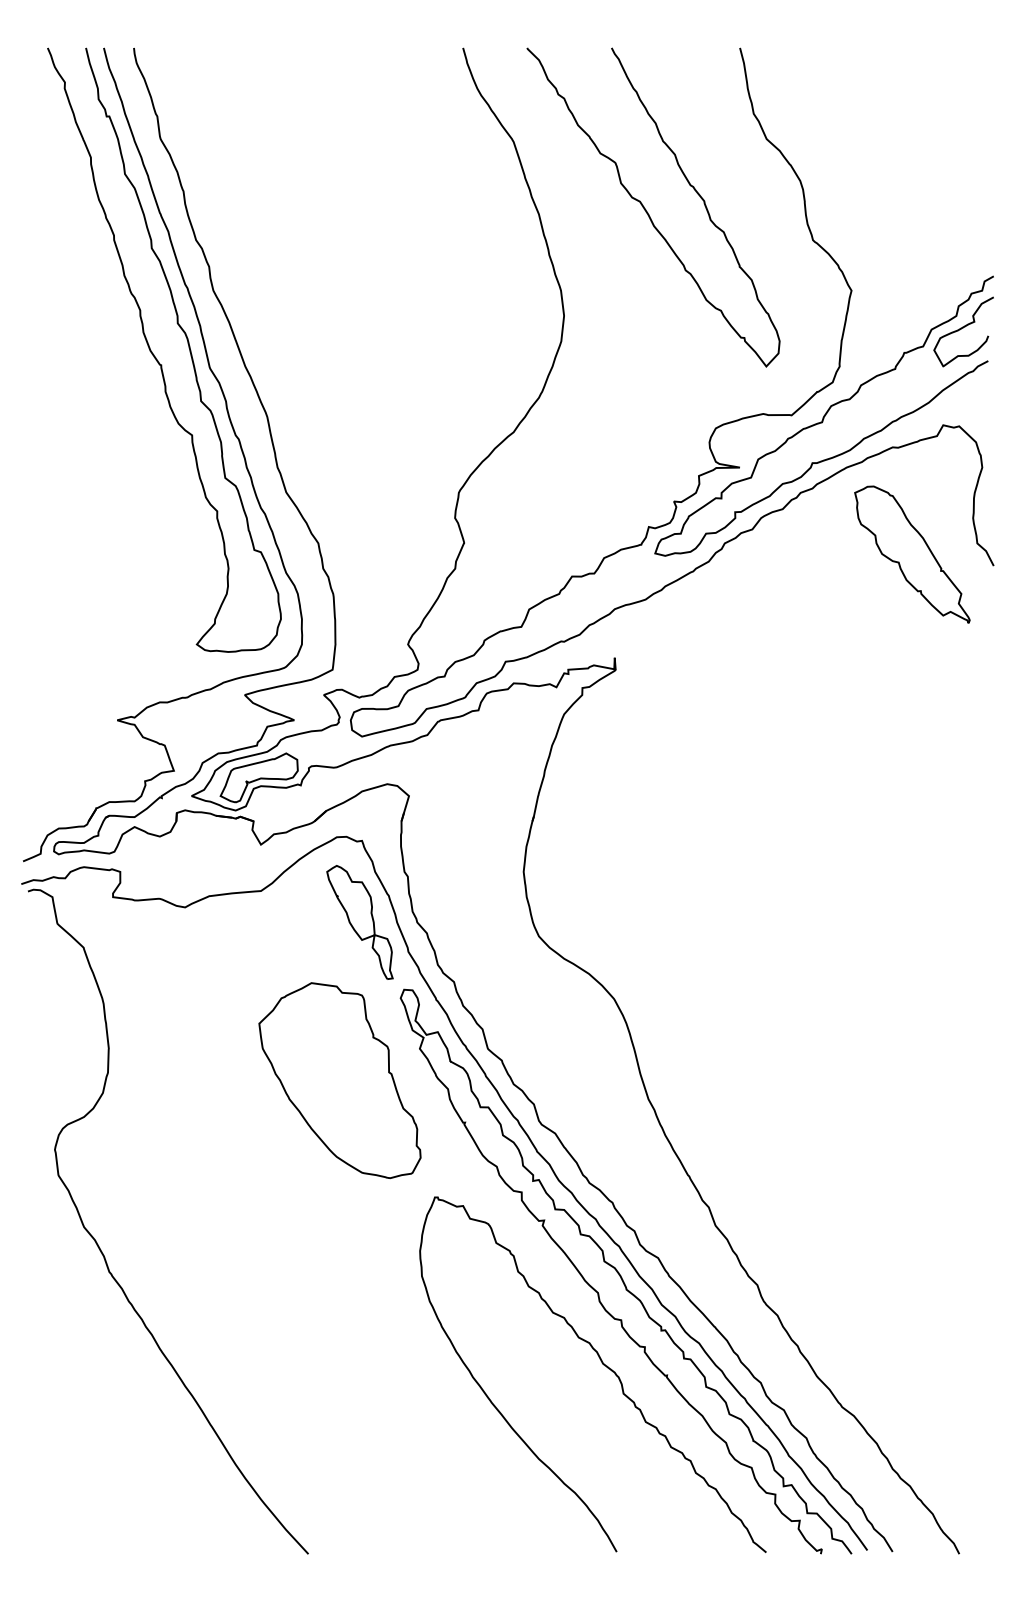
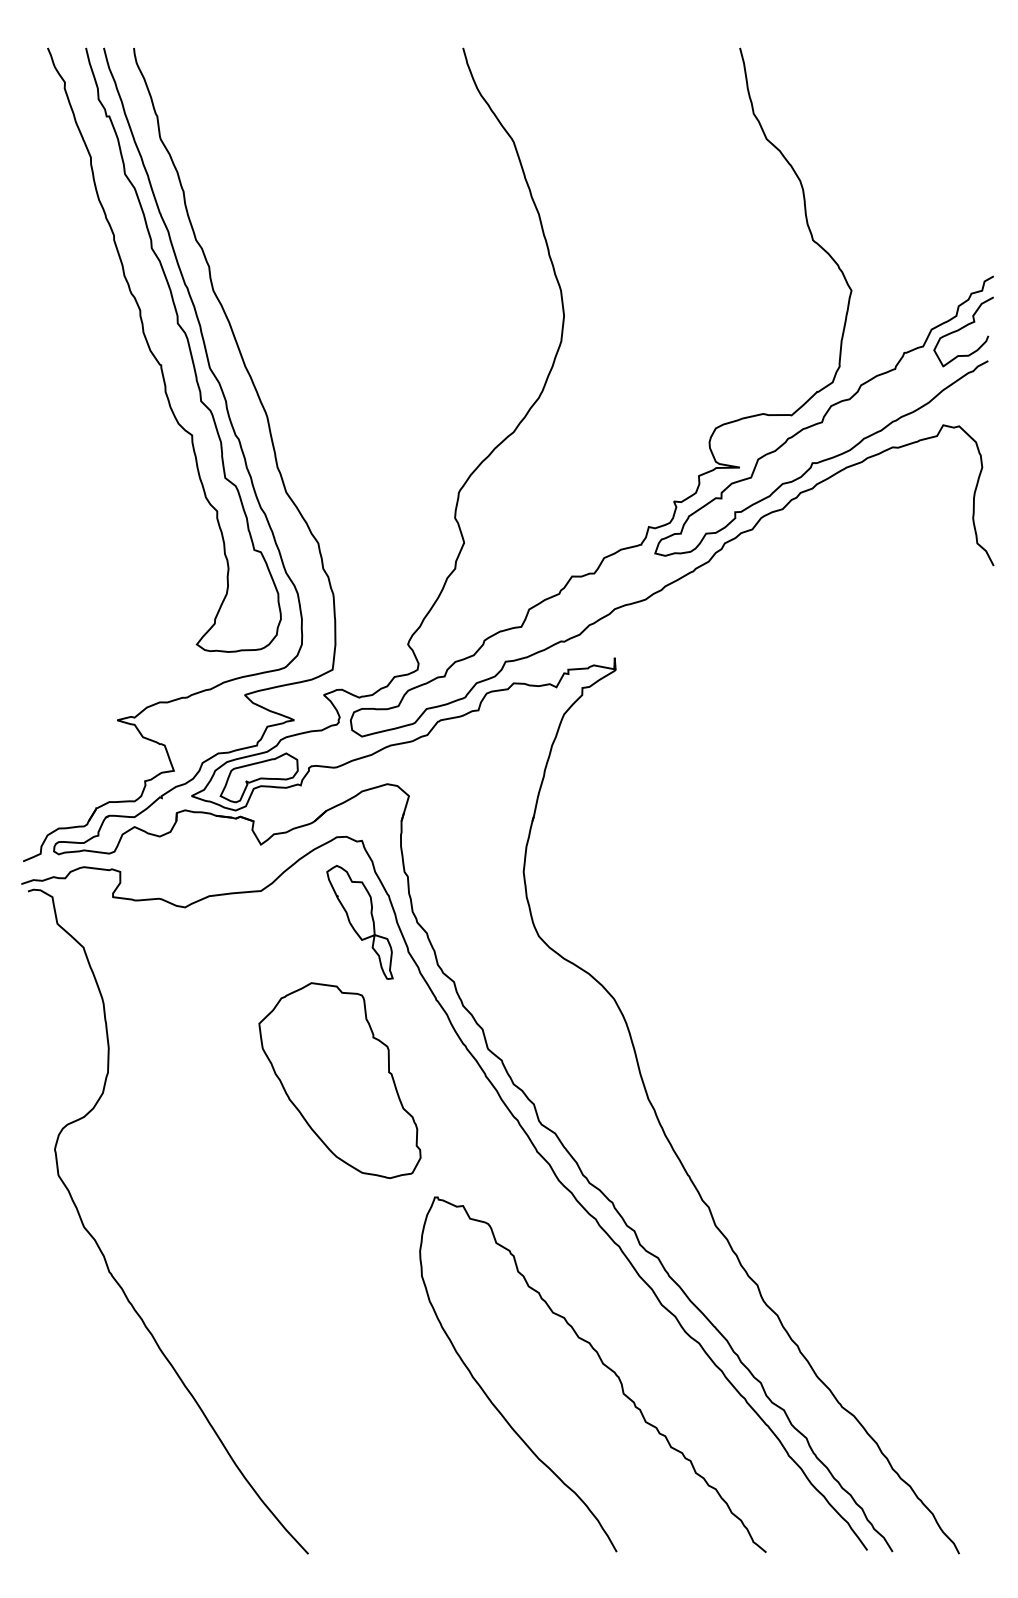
curve: present -> none (648, 212)
part: present -> none (912, 554)
curve: present -> none (621, 1275)
